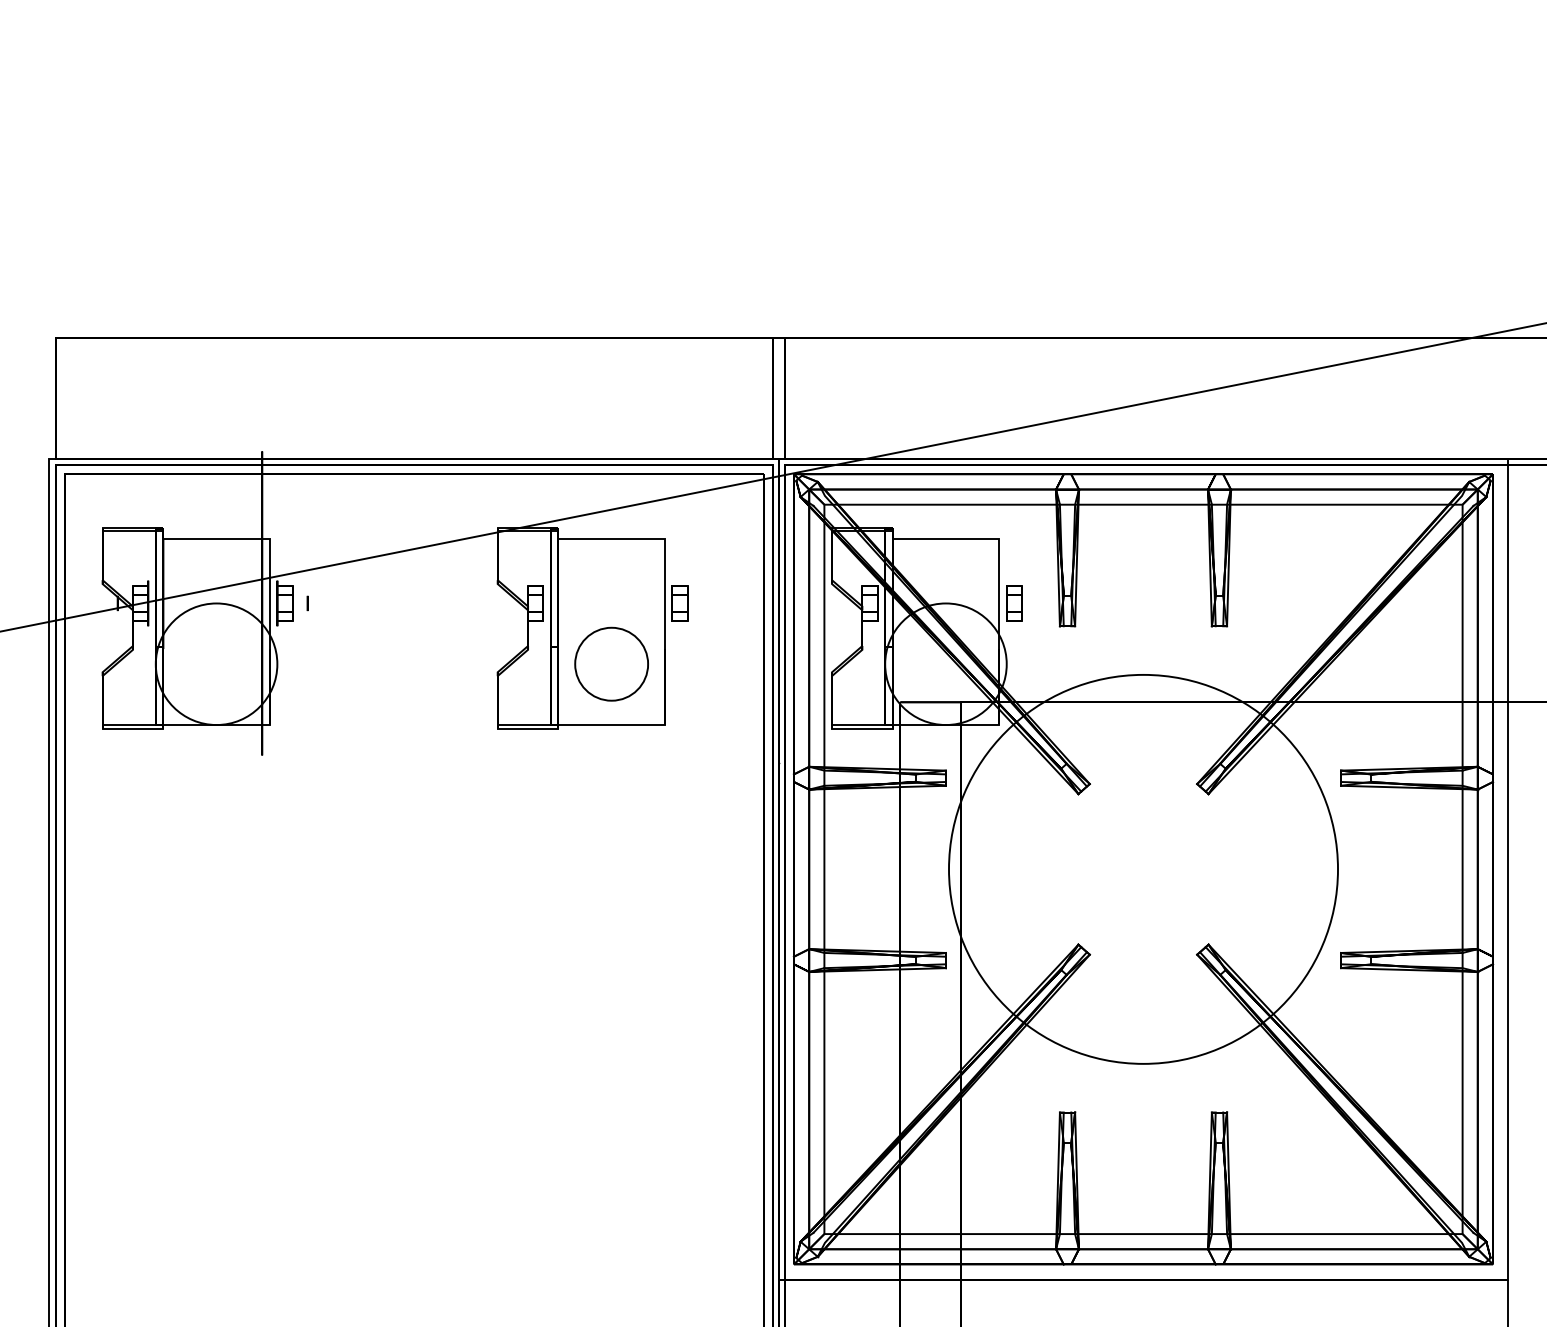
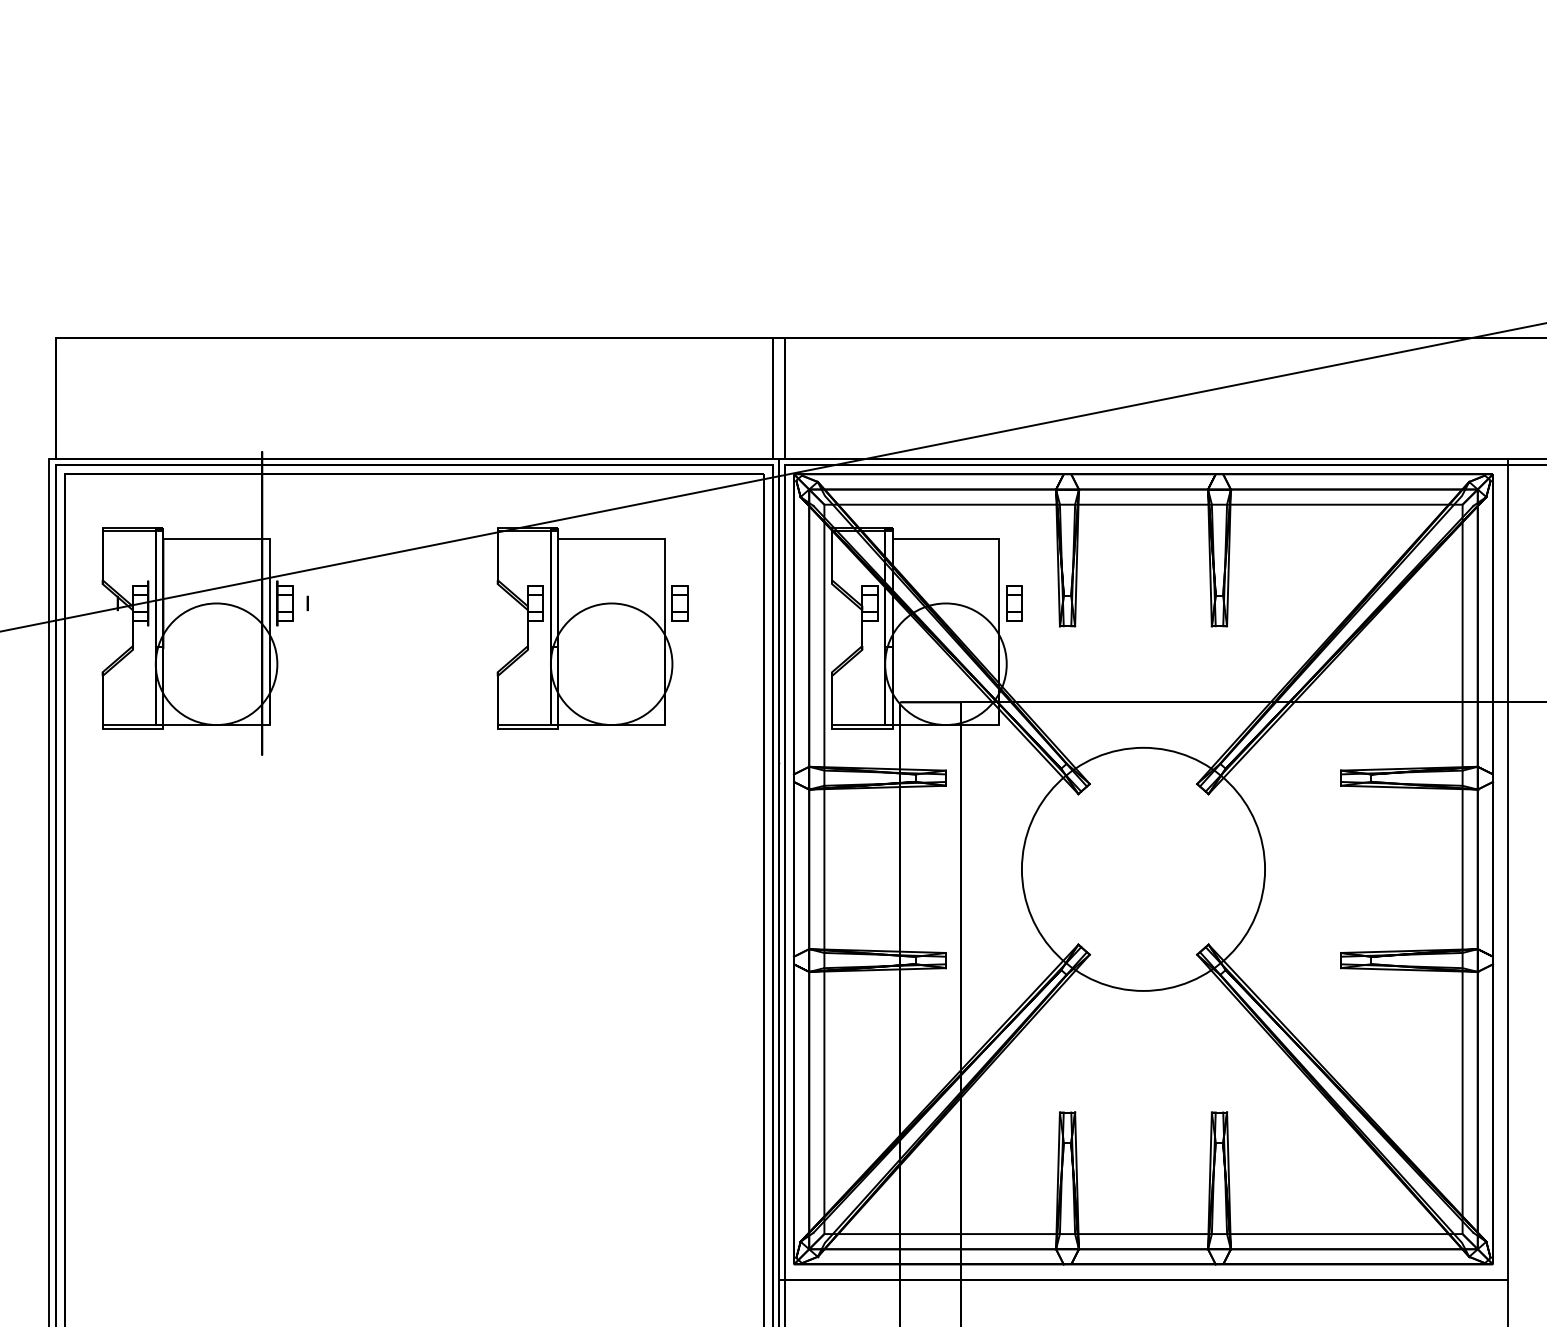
circle diameter: 73 px -> 122 px (611, 664)
circle diameter: 389 px -> 243 px (1143, 868)
